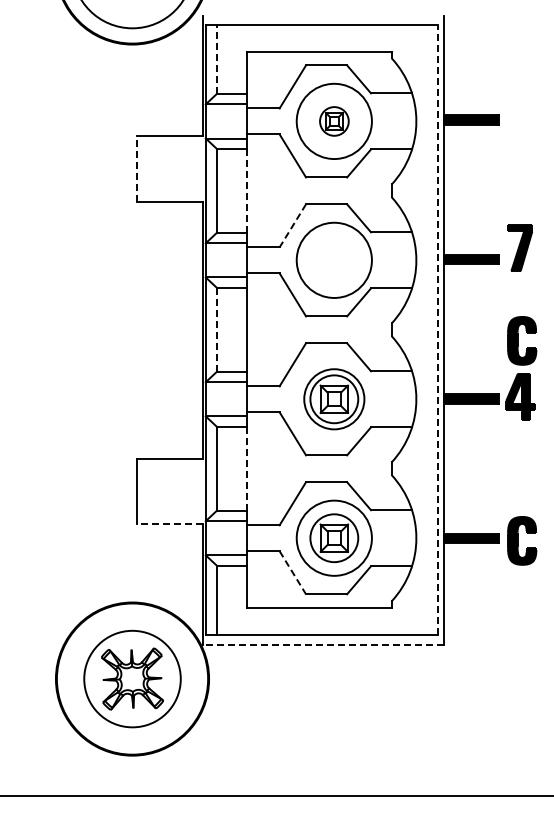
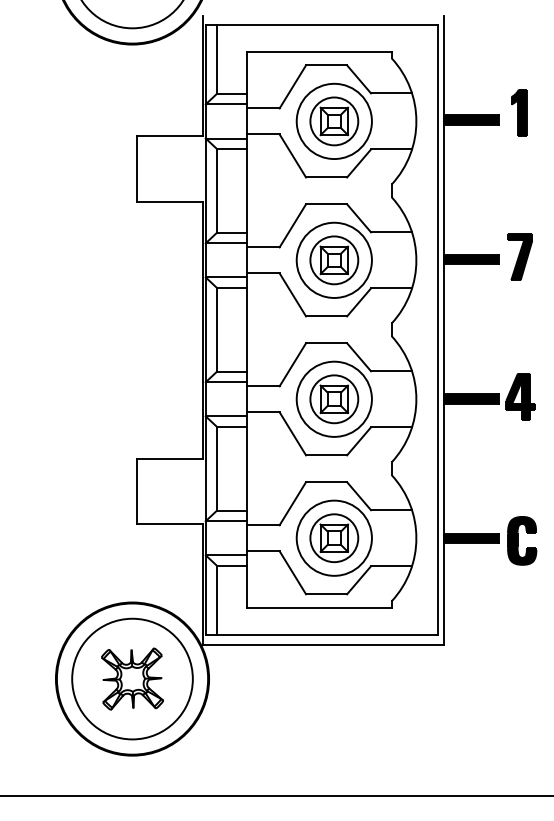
line: dashed -> solid (216, 59)
part: none -> present (519, 112)
part size: 31x31 px -> 51x51 px (334, 121)
line: dashed -> solid (137, 168)
line: dashed -> solid (246, 191)
line: dashed -> solid (292, 226)
part position: (519, 247) -> (519, 256) (519, 256)
part: none -> present (334, 260)
line: dashed -> solid (216, 329)
line: dashed -> solid (438, 329)
part: present -> none (522, 340)
circle diameter: 60 px -> 75 px (333, 398)
line: dashed -> solid (246, 469)
line: dashed -> solid (170, 524)
line: dashed -> solid (293, 573)
line: dashed -> solid (322, 644)
circle diameter: 97 px -> 121 px (132, 678)
